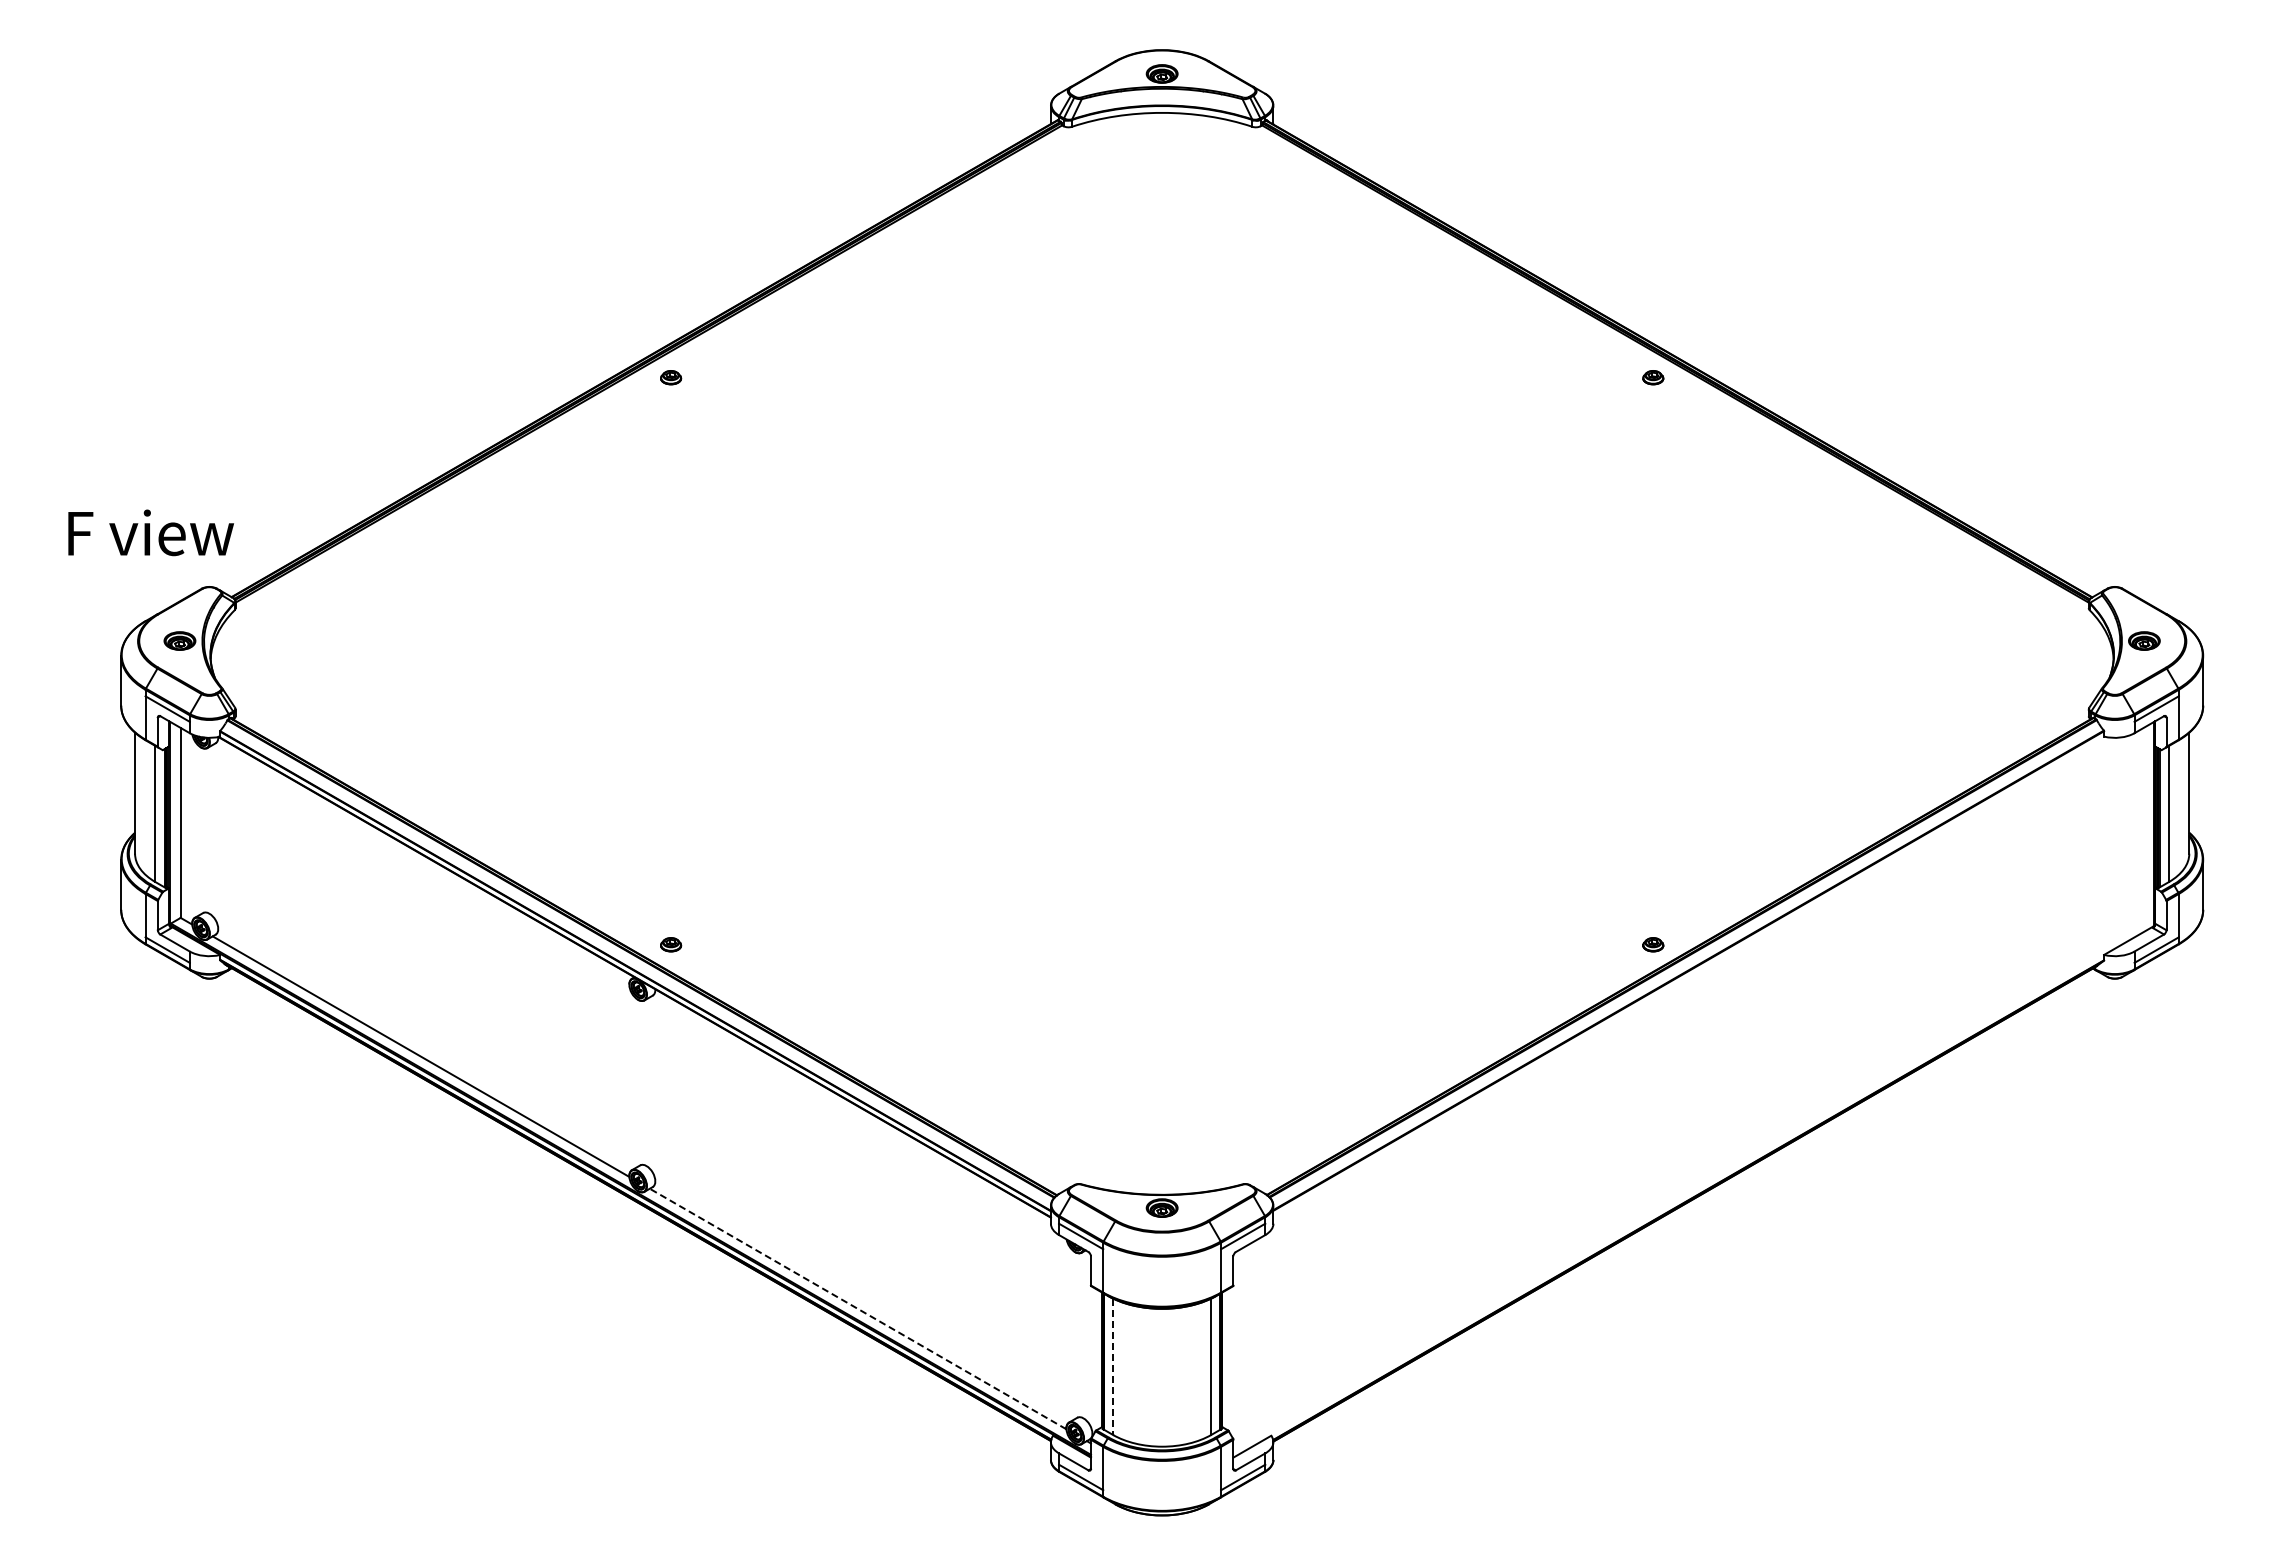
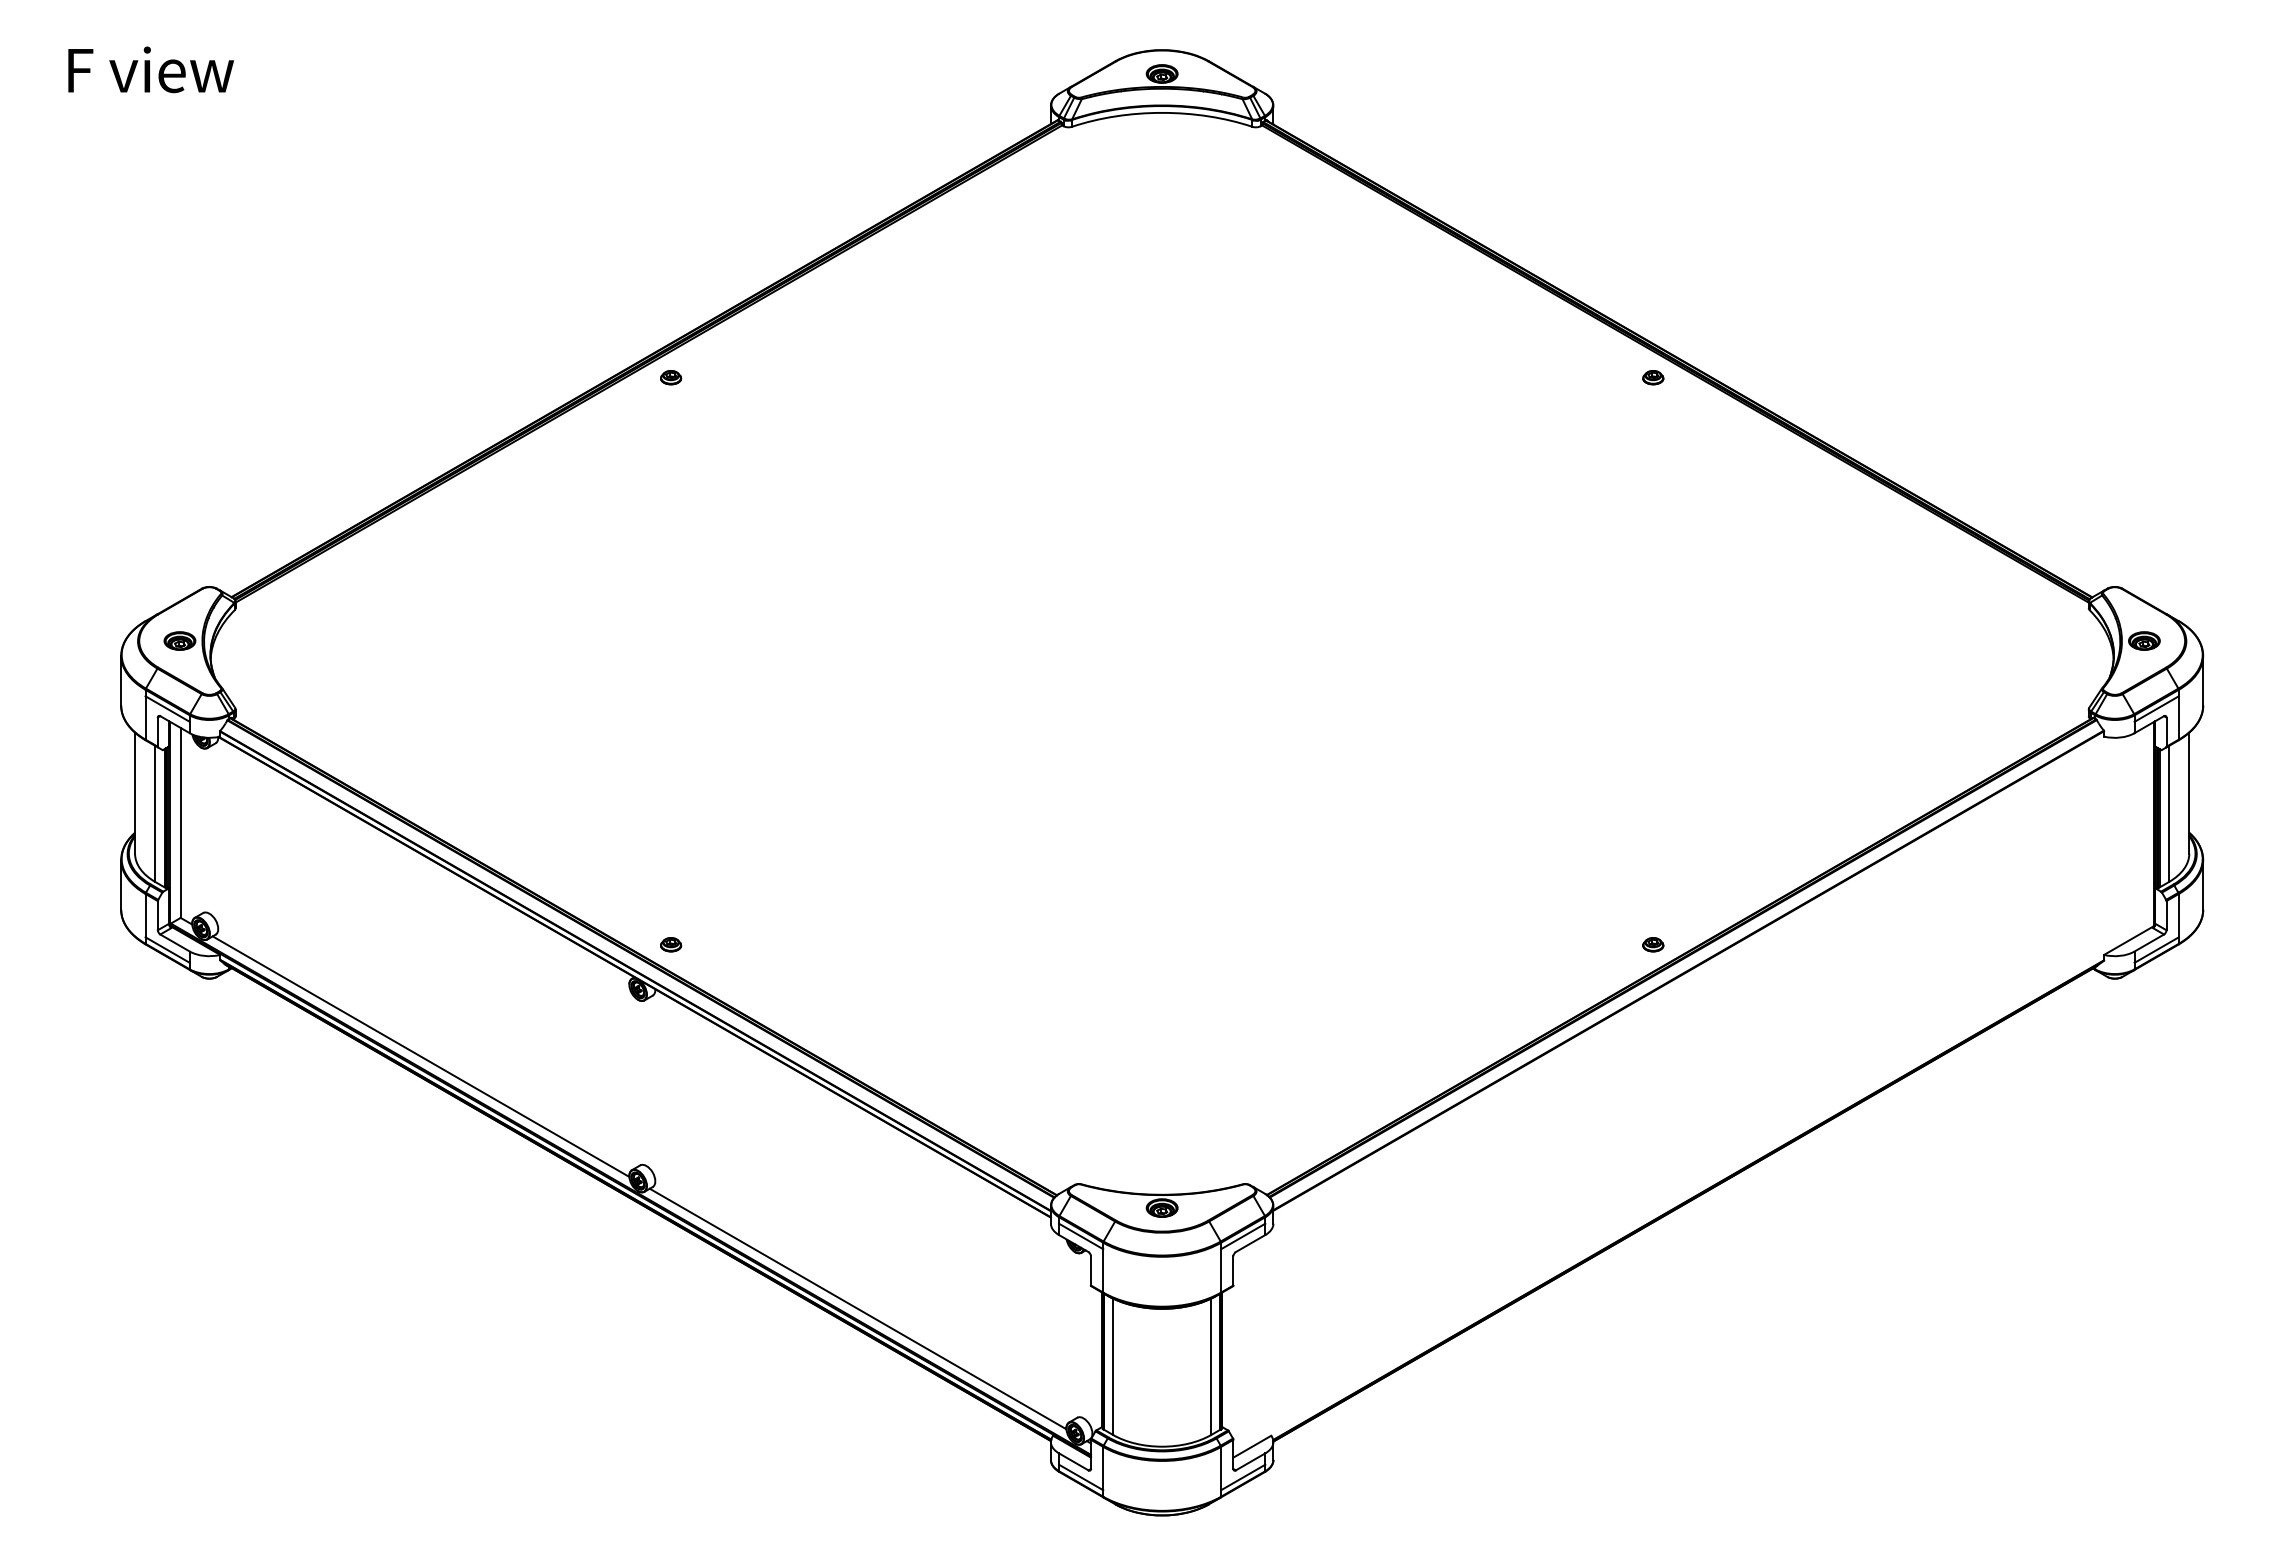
text position: (150, 532) -> (150, 69) (150, 69)
line: dashed -> solid (858, 1309)
line: dashed -> solid (1113, 1367)
